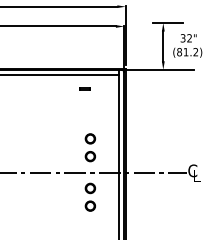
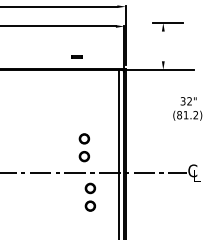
text position: (187, 45) -> (187, 108) (187, 108)
line: present -> none (163, 46)
line: present -> none (60, 75)
part position: (84, 88) -> (76, 56) (76, 56)
part position: (89, 147) -> (83, 147) (83, 147)
